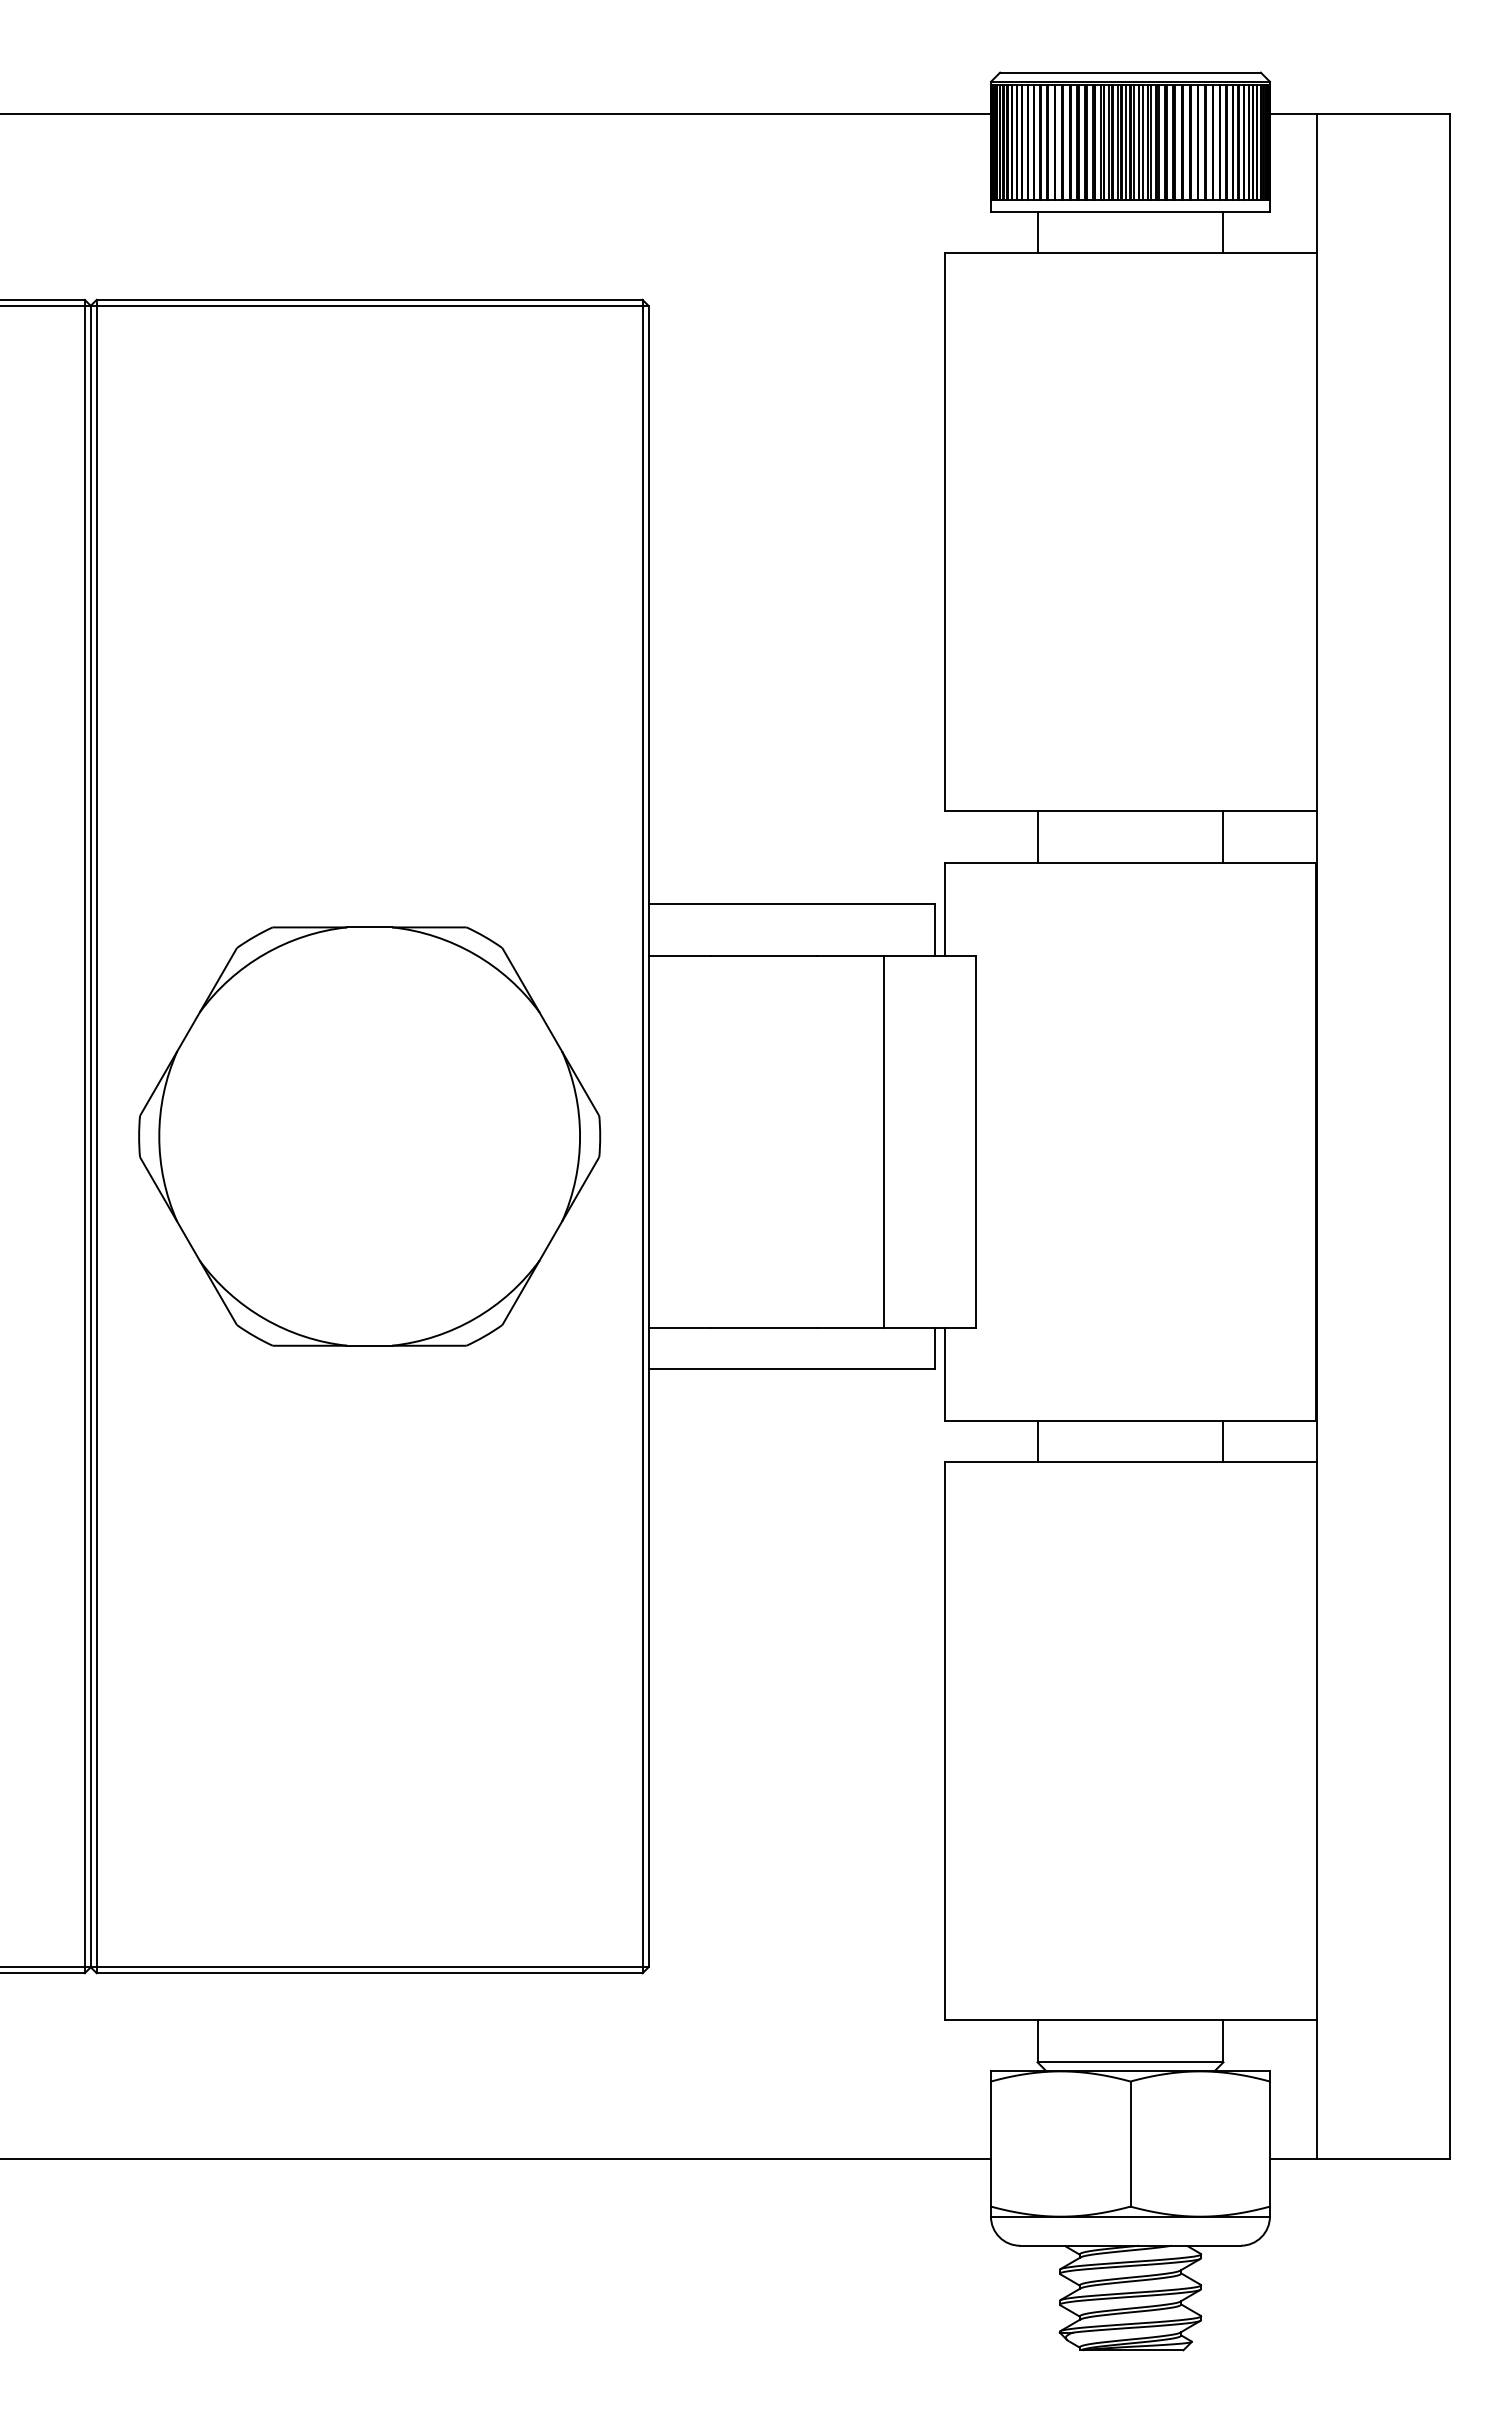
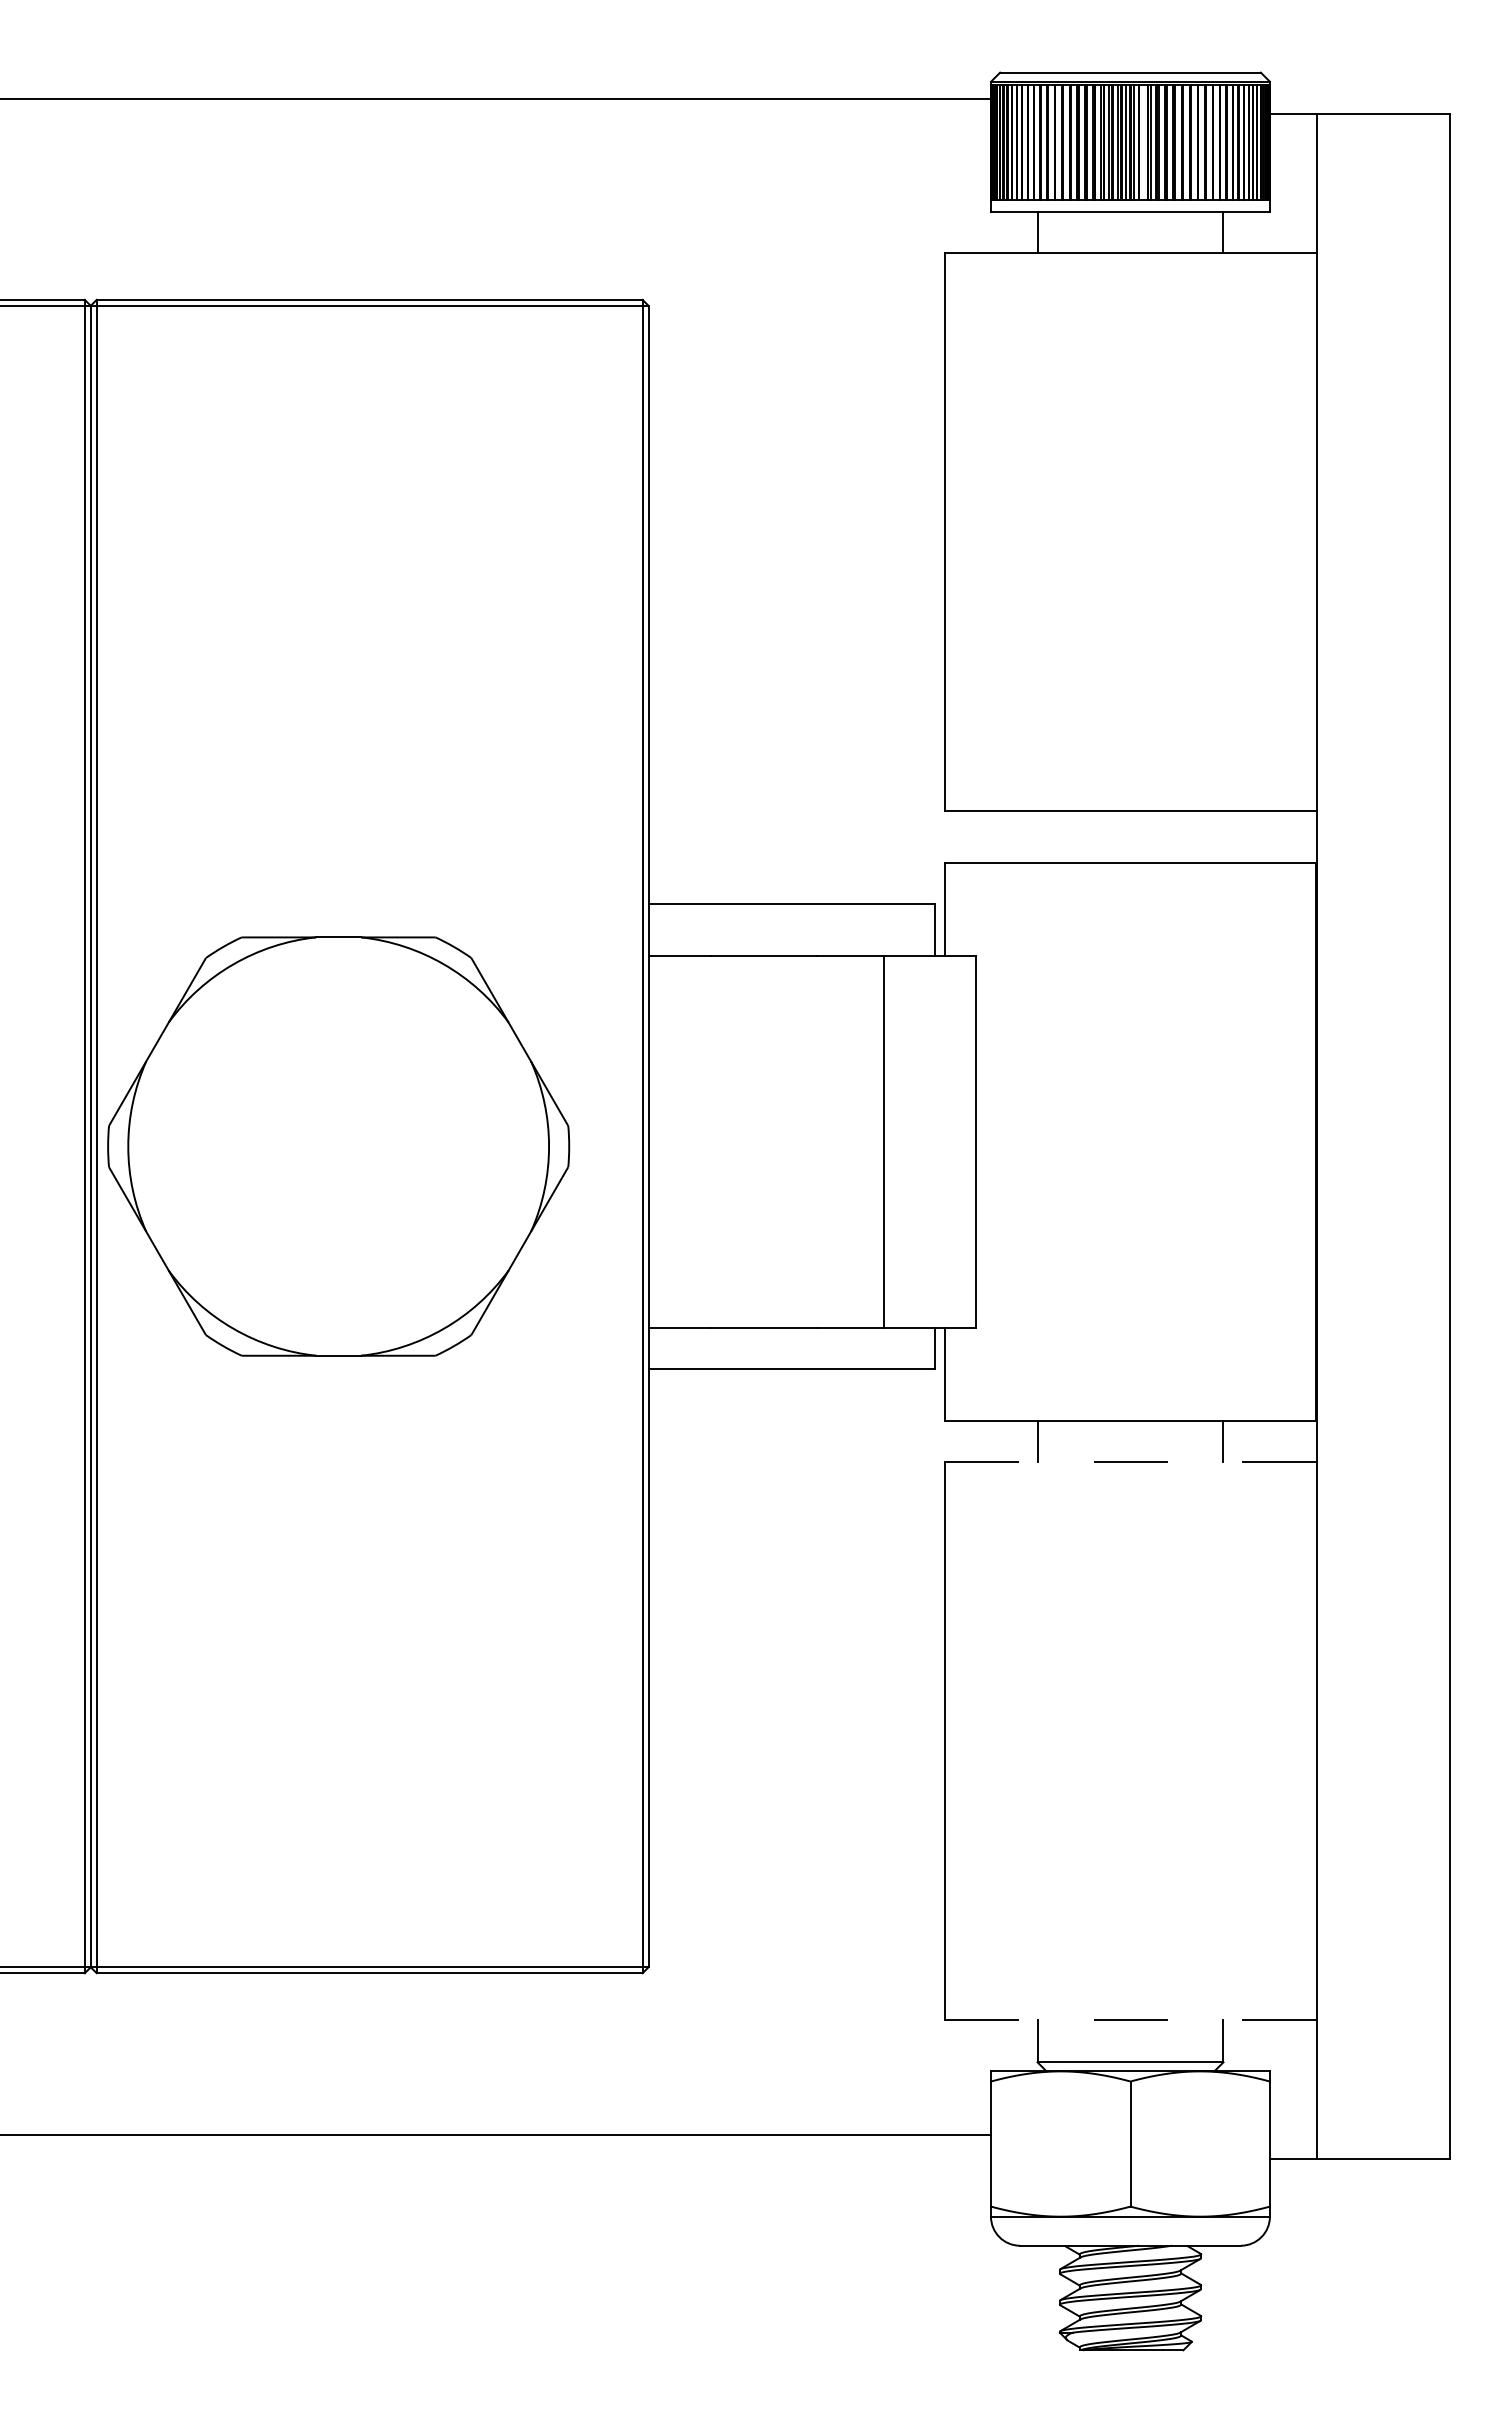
line position: (496, 113) -> (496, 98) (496, 98)
line: present -> none (1142, 142)
line: present -> none (1037, 836)
line: present -> none (1223, 836)
part position: (369, 1136) -> (338, 1146) (338, 1146)
line: solid -> dashed (1130, 1461)
line: solid -> dashed (1130, 2019)
line position: (496, 2159) -> (496, 2135) (496, 2135)
